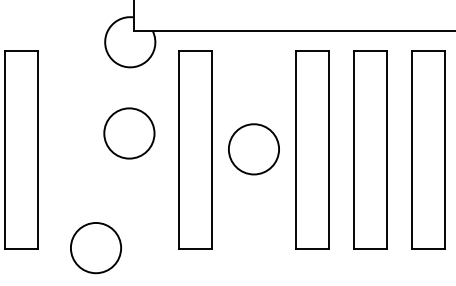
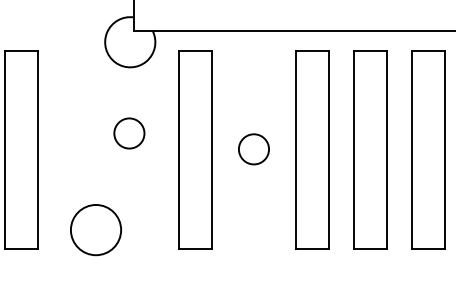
circle diameter: 50 px -> 30 px (129, 133)
circle diameter: 50 px -> 30 px (253, 149)
circle position: (95, 248) -> (95, 230) (95, 230)
